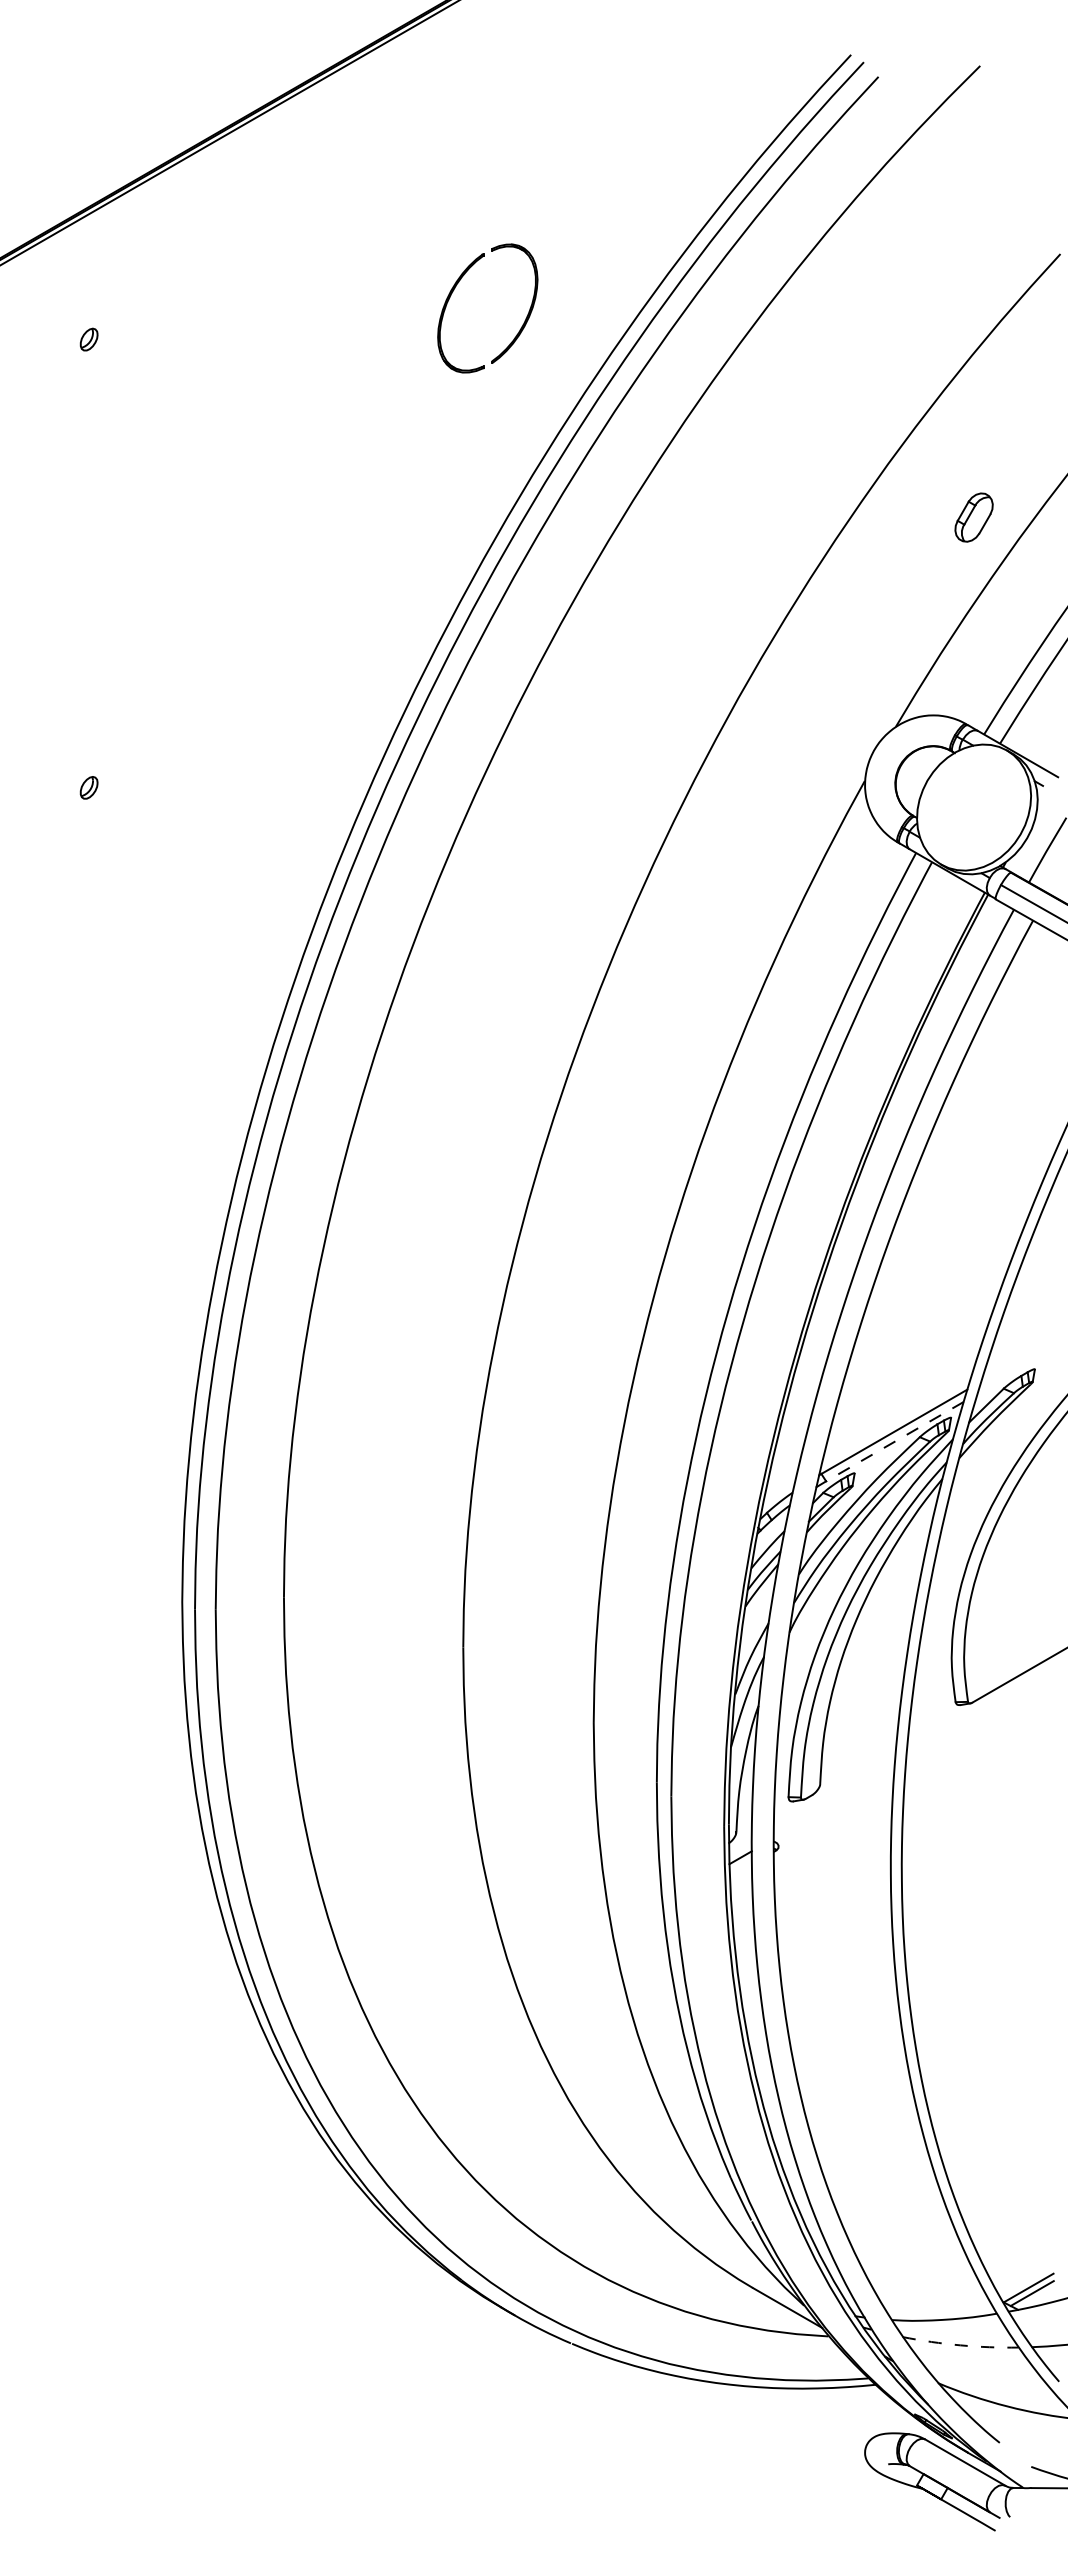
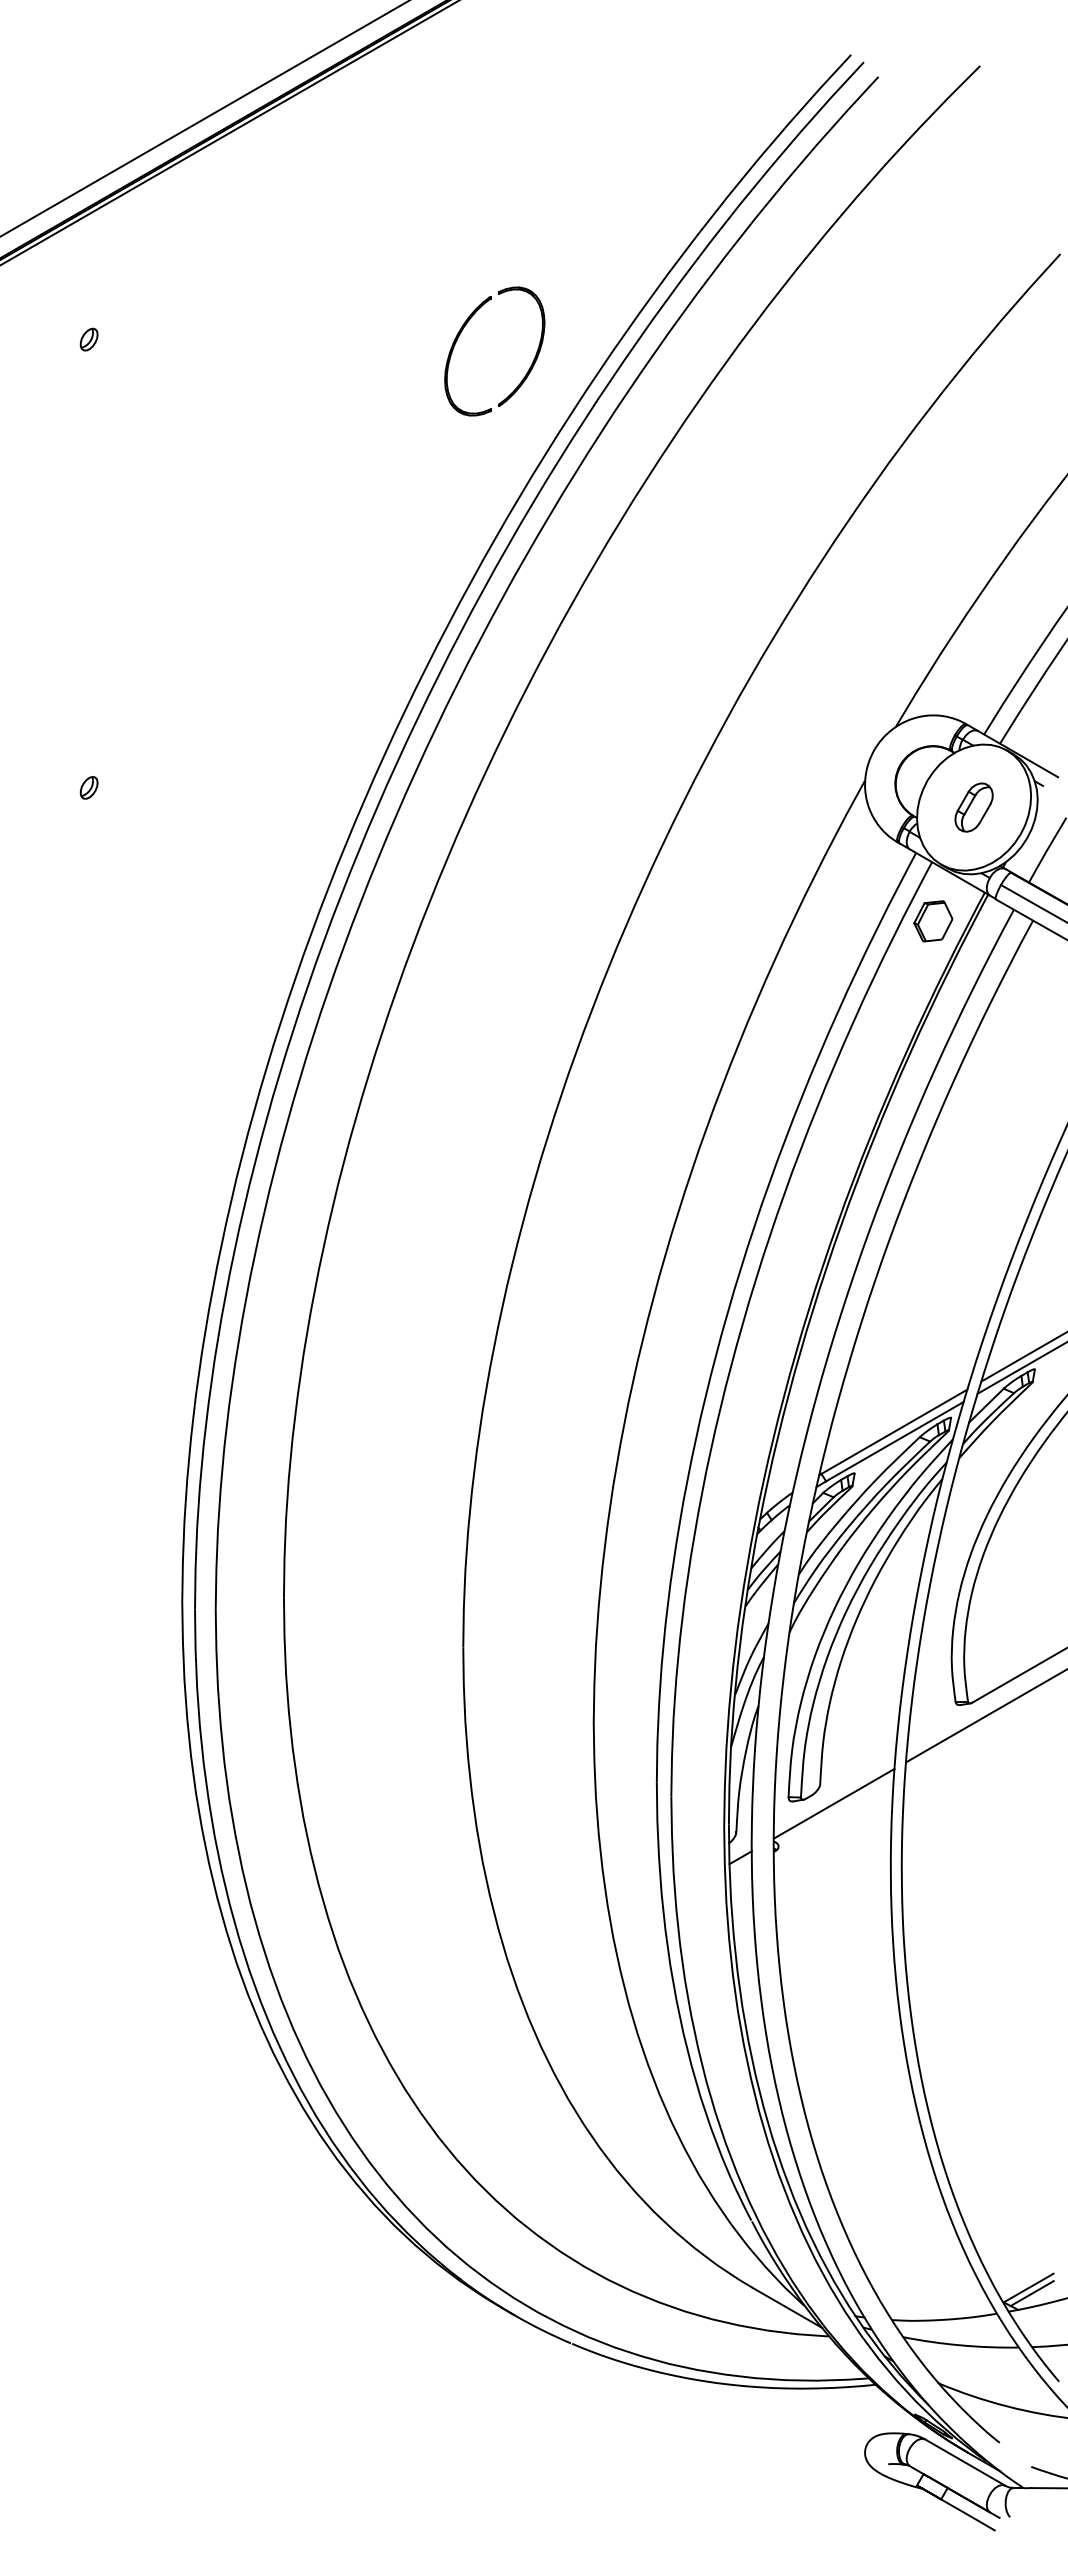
line: none -> present (204, 118)
part position: (454, 290) -> (461, 333) (461, 333)
part position: (973, 517) -> (973, 807) (973, 807)
part: none -> present (933, 921)
line: none -> present (1022, 1357)
line: none -> present (1020, 1368)
line: dashed -> solid (894, 1441)
line: none -> present (985, 1716)
line: none -> present (833, 1803)
arc: dashed -> solid (960, 2345)
